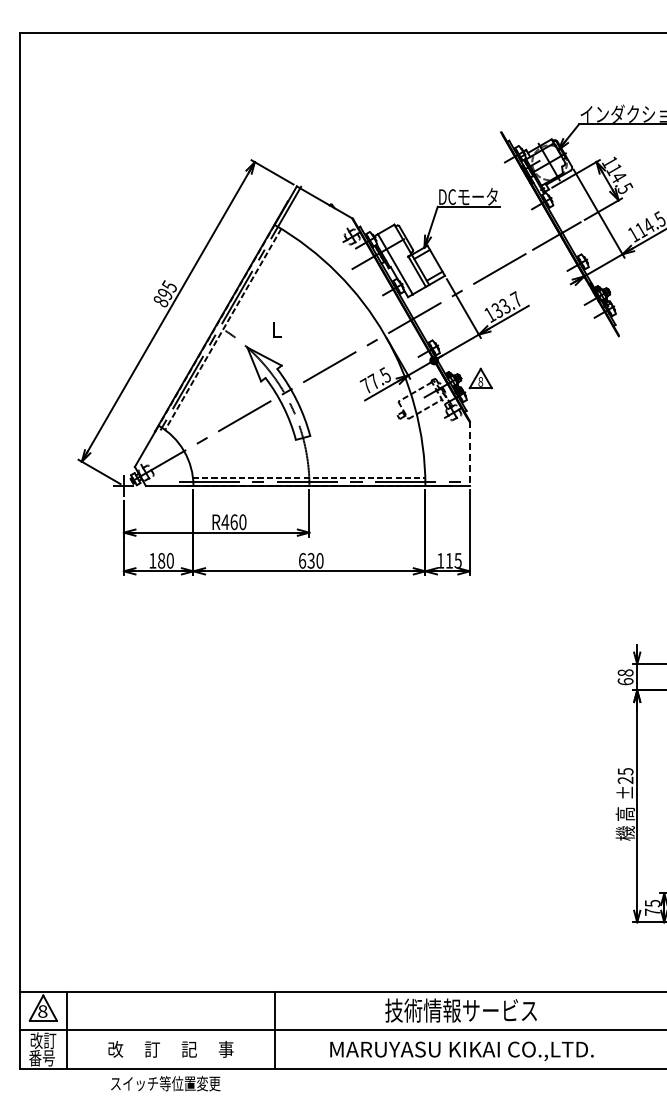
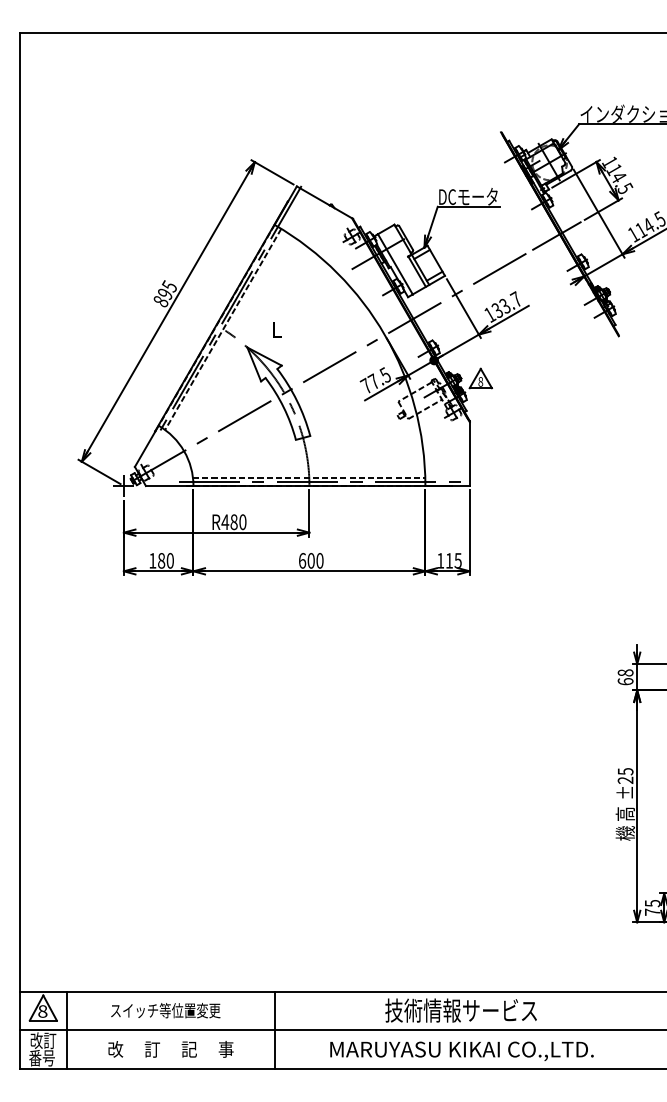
line: dashed -> solid (469, 454)
text: R460 -> R480 (233, 521)
text: 630 -> 600 (310, 560)
text position: (165, 1083) -> (165, 1010) (165, 1010)
